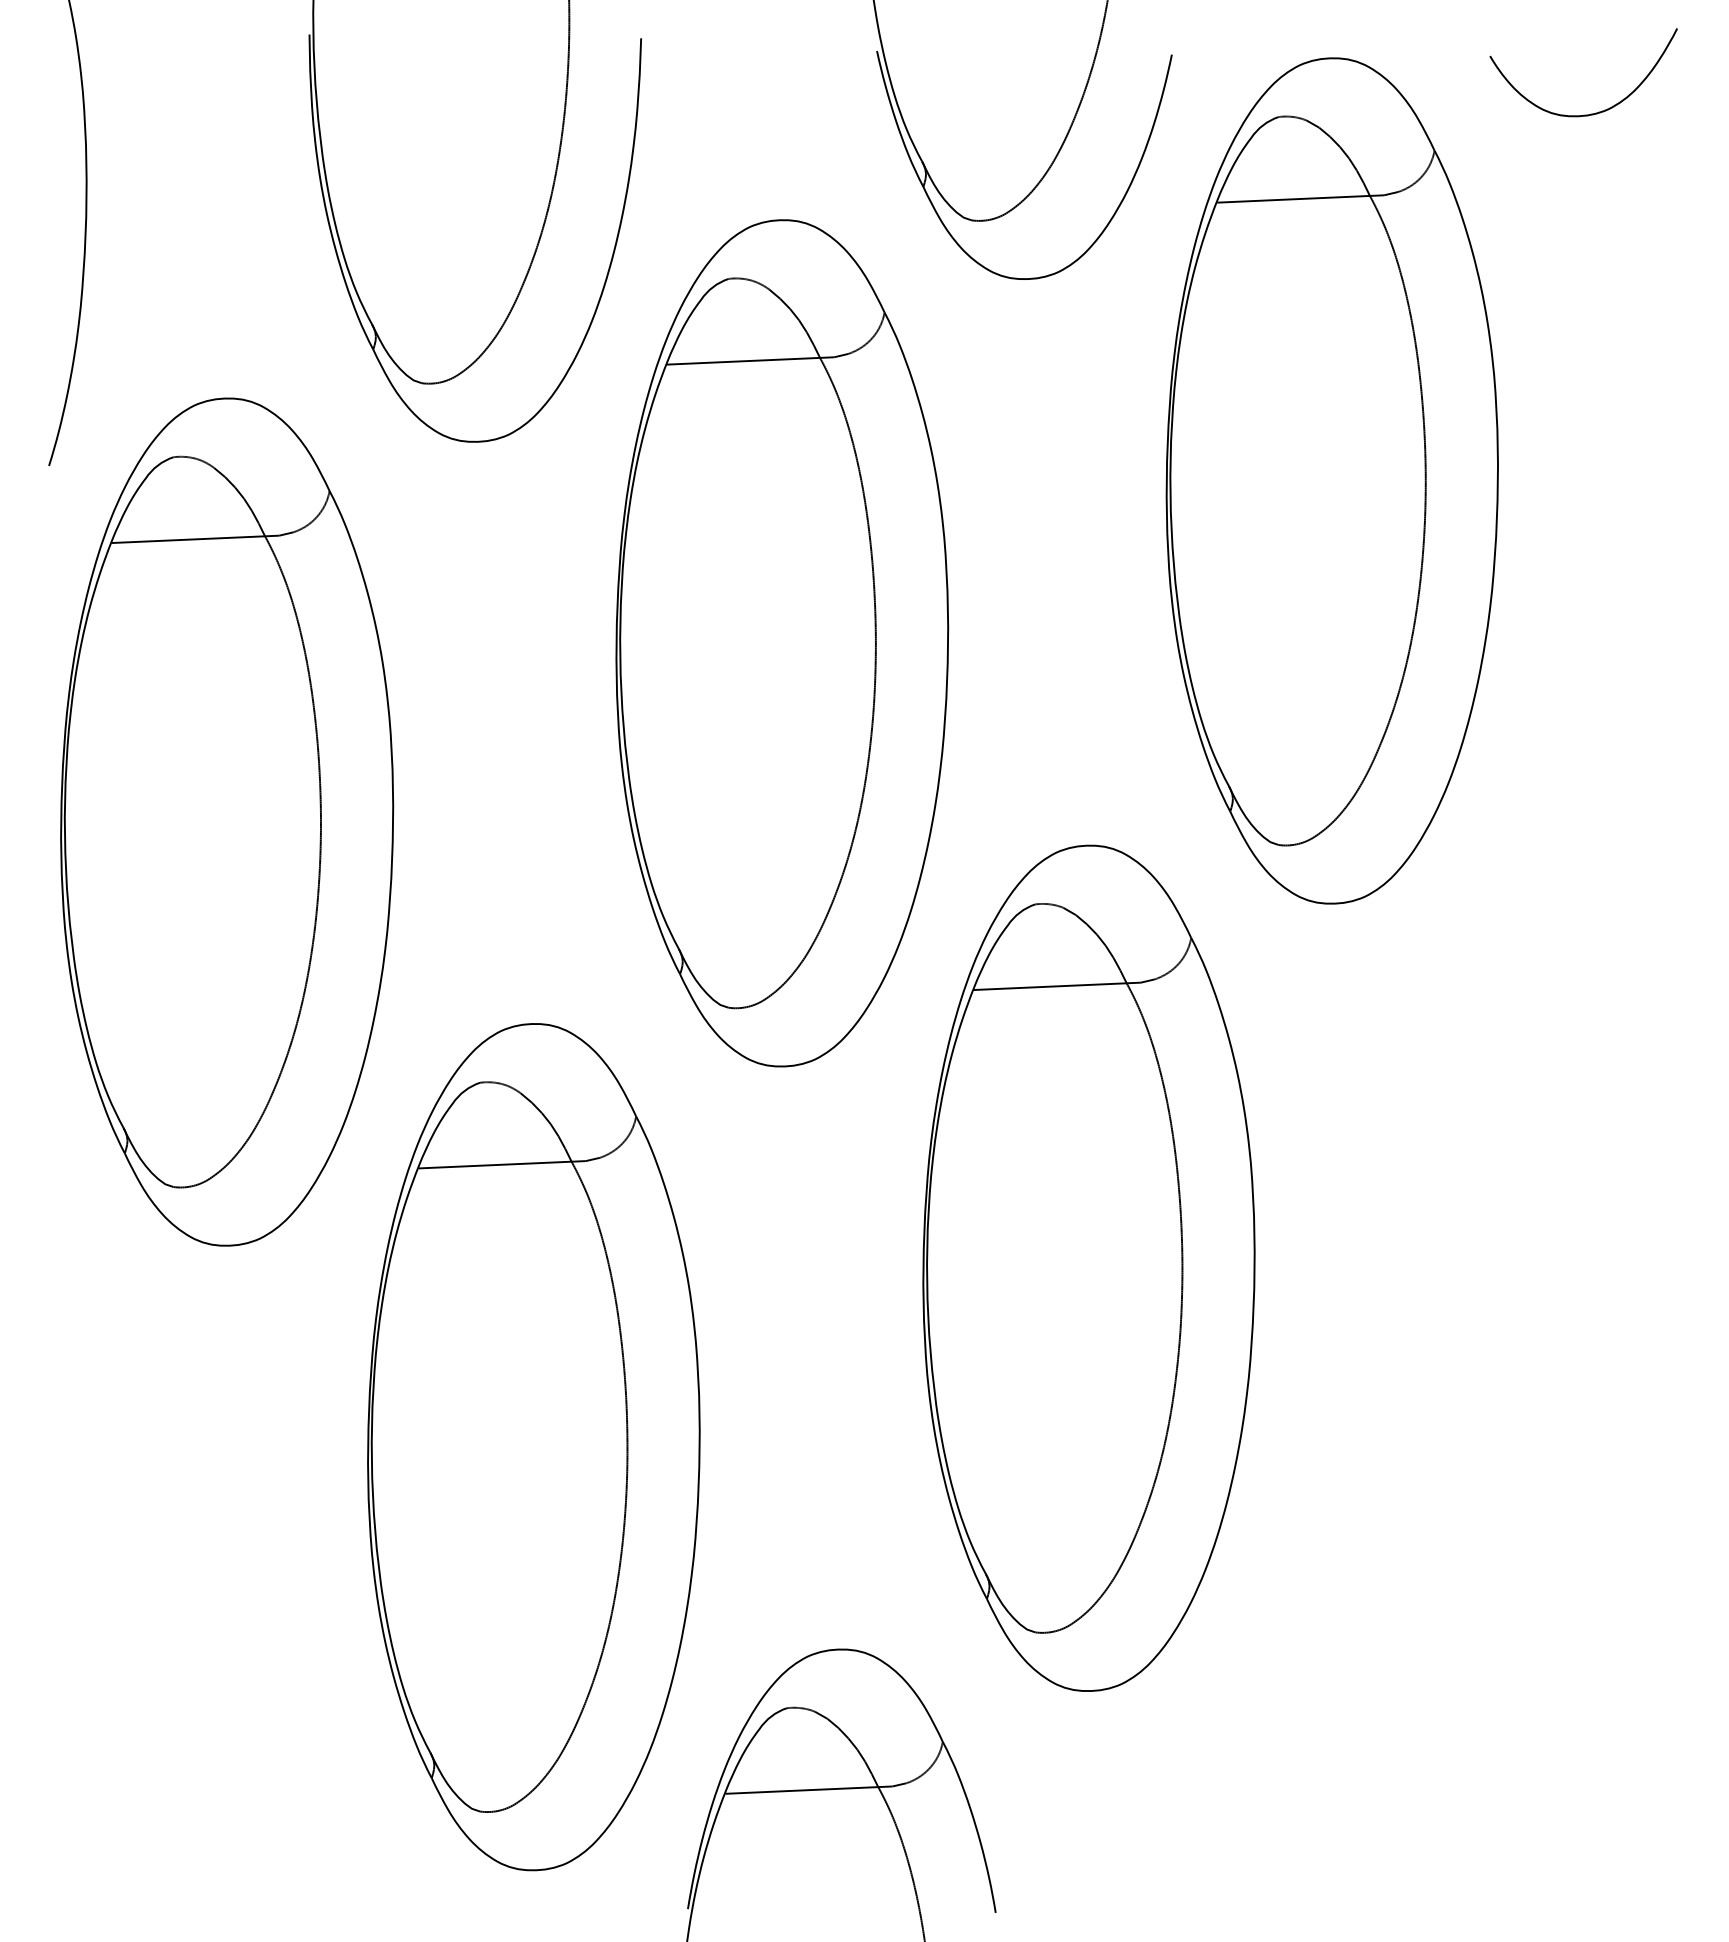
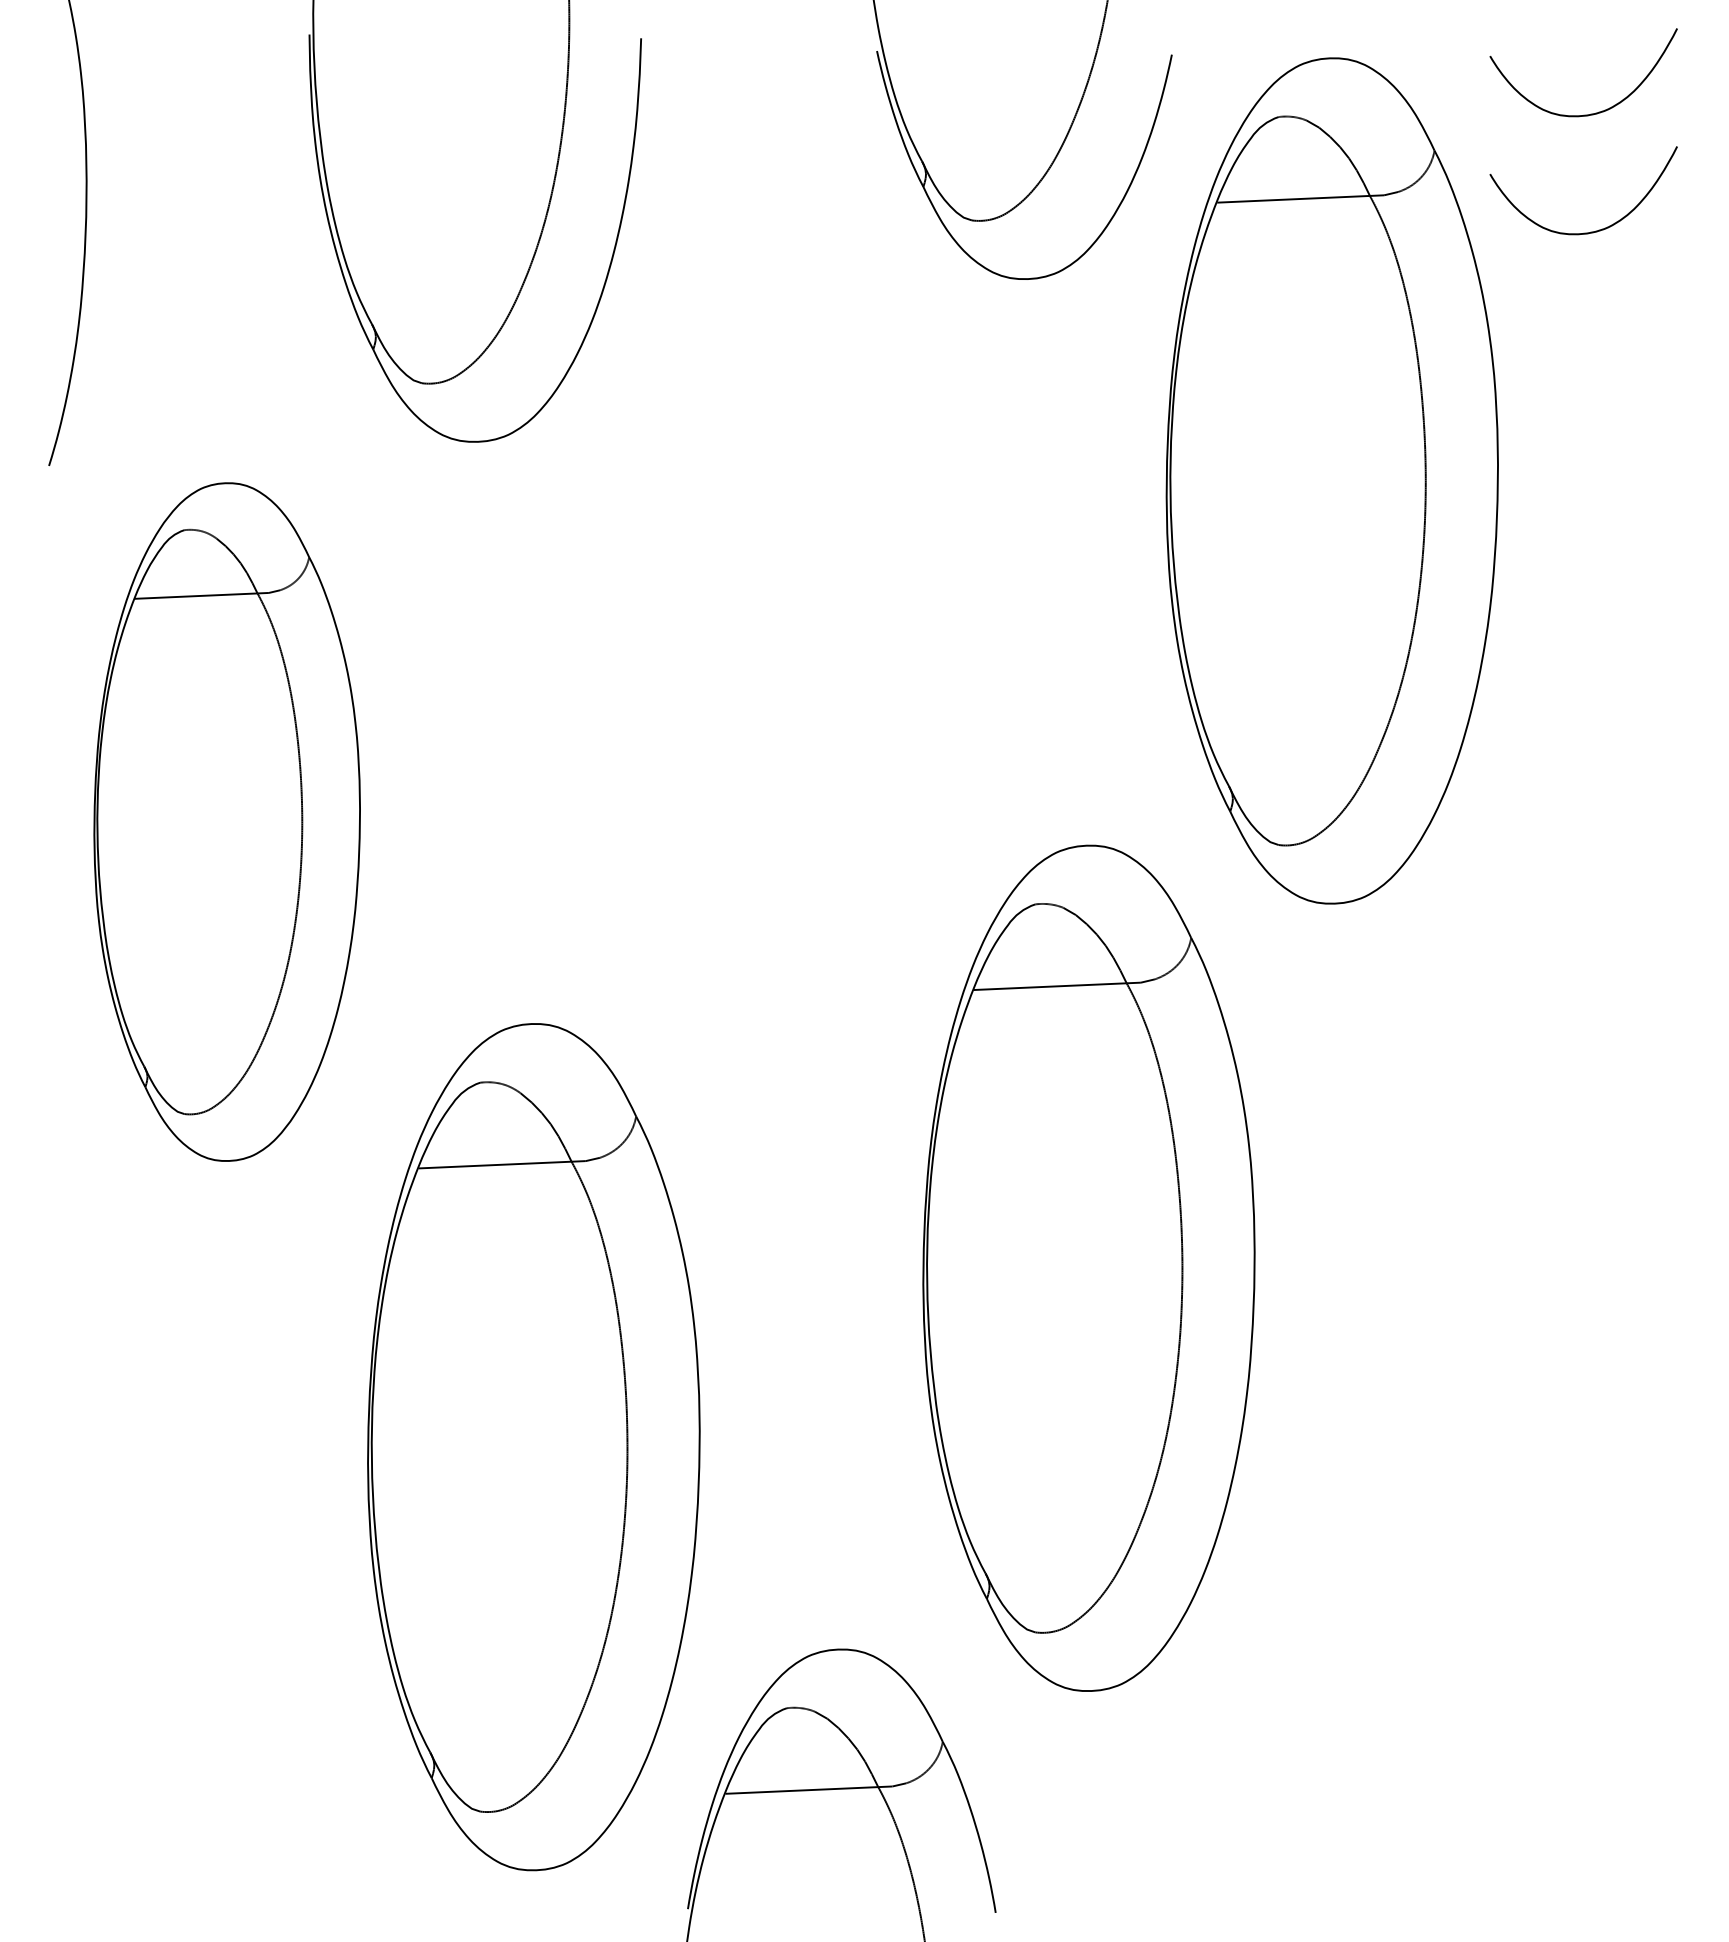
curve: none -> present (1590, 231)
part: present -> none (782, 643)
part size: 335x850 px -> 268x680 px (226, 821)
